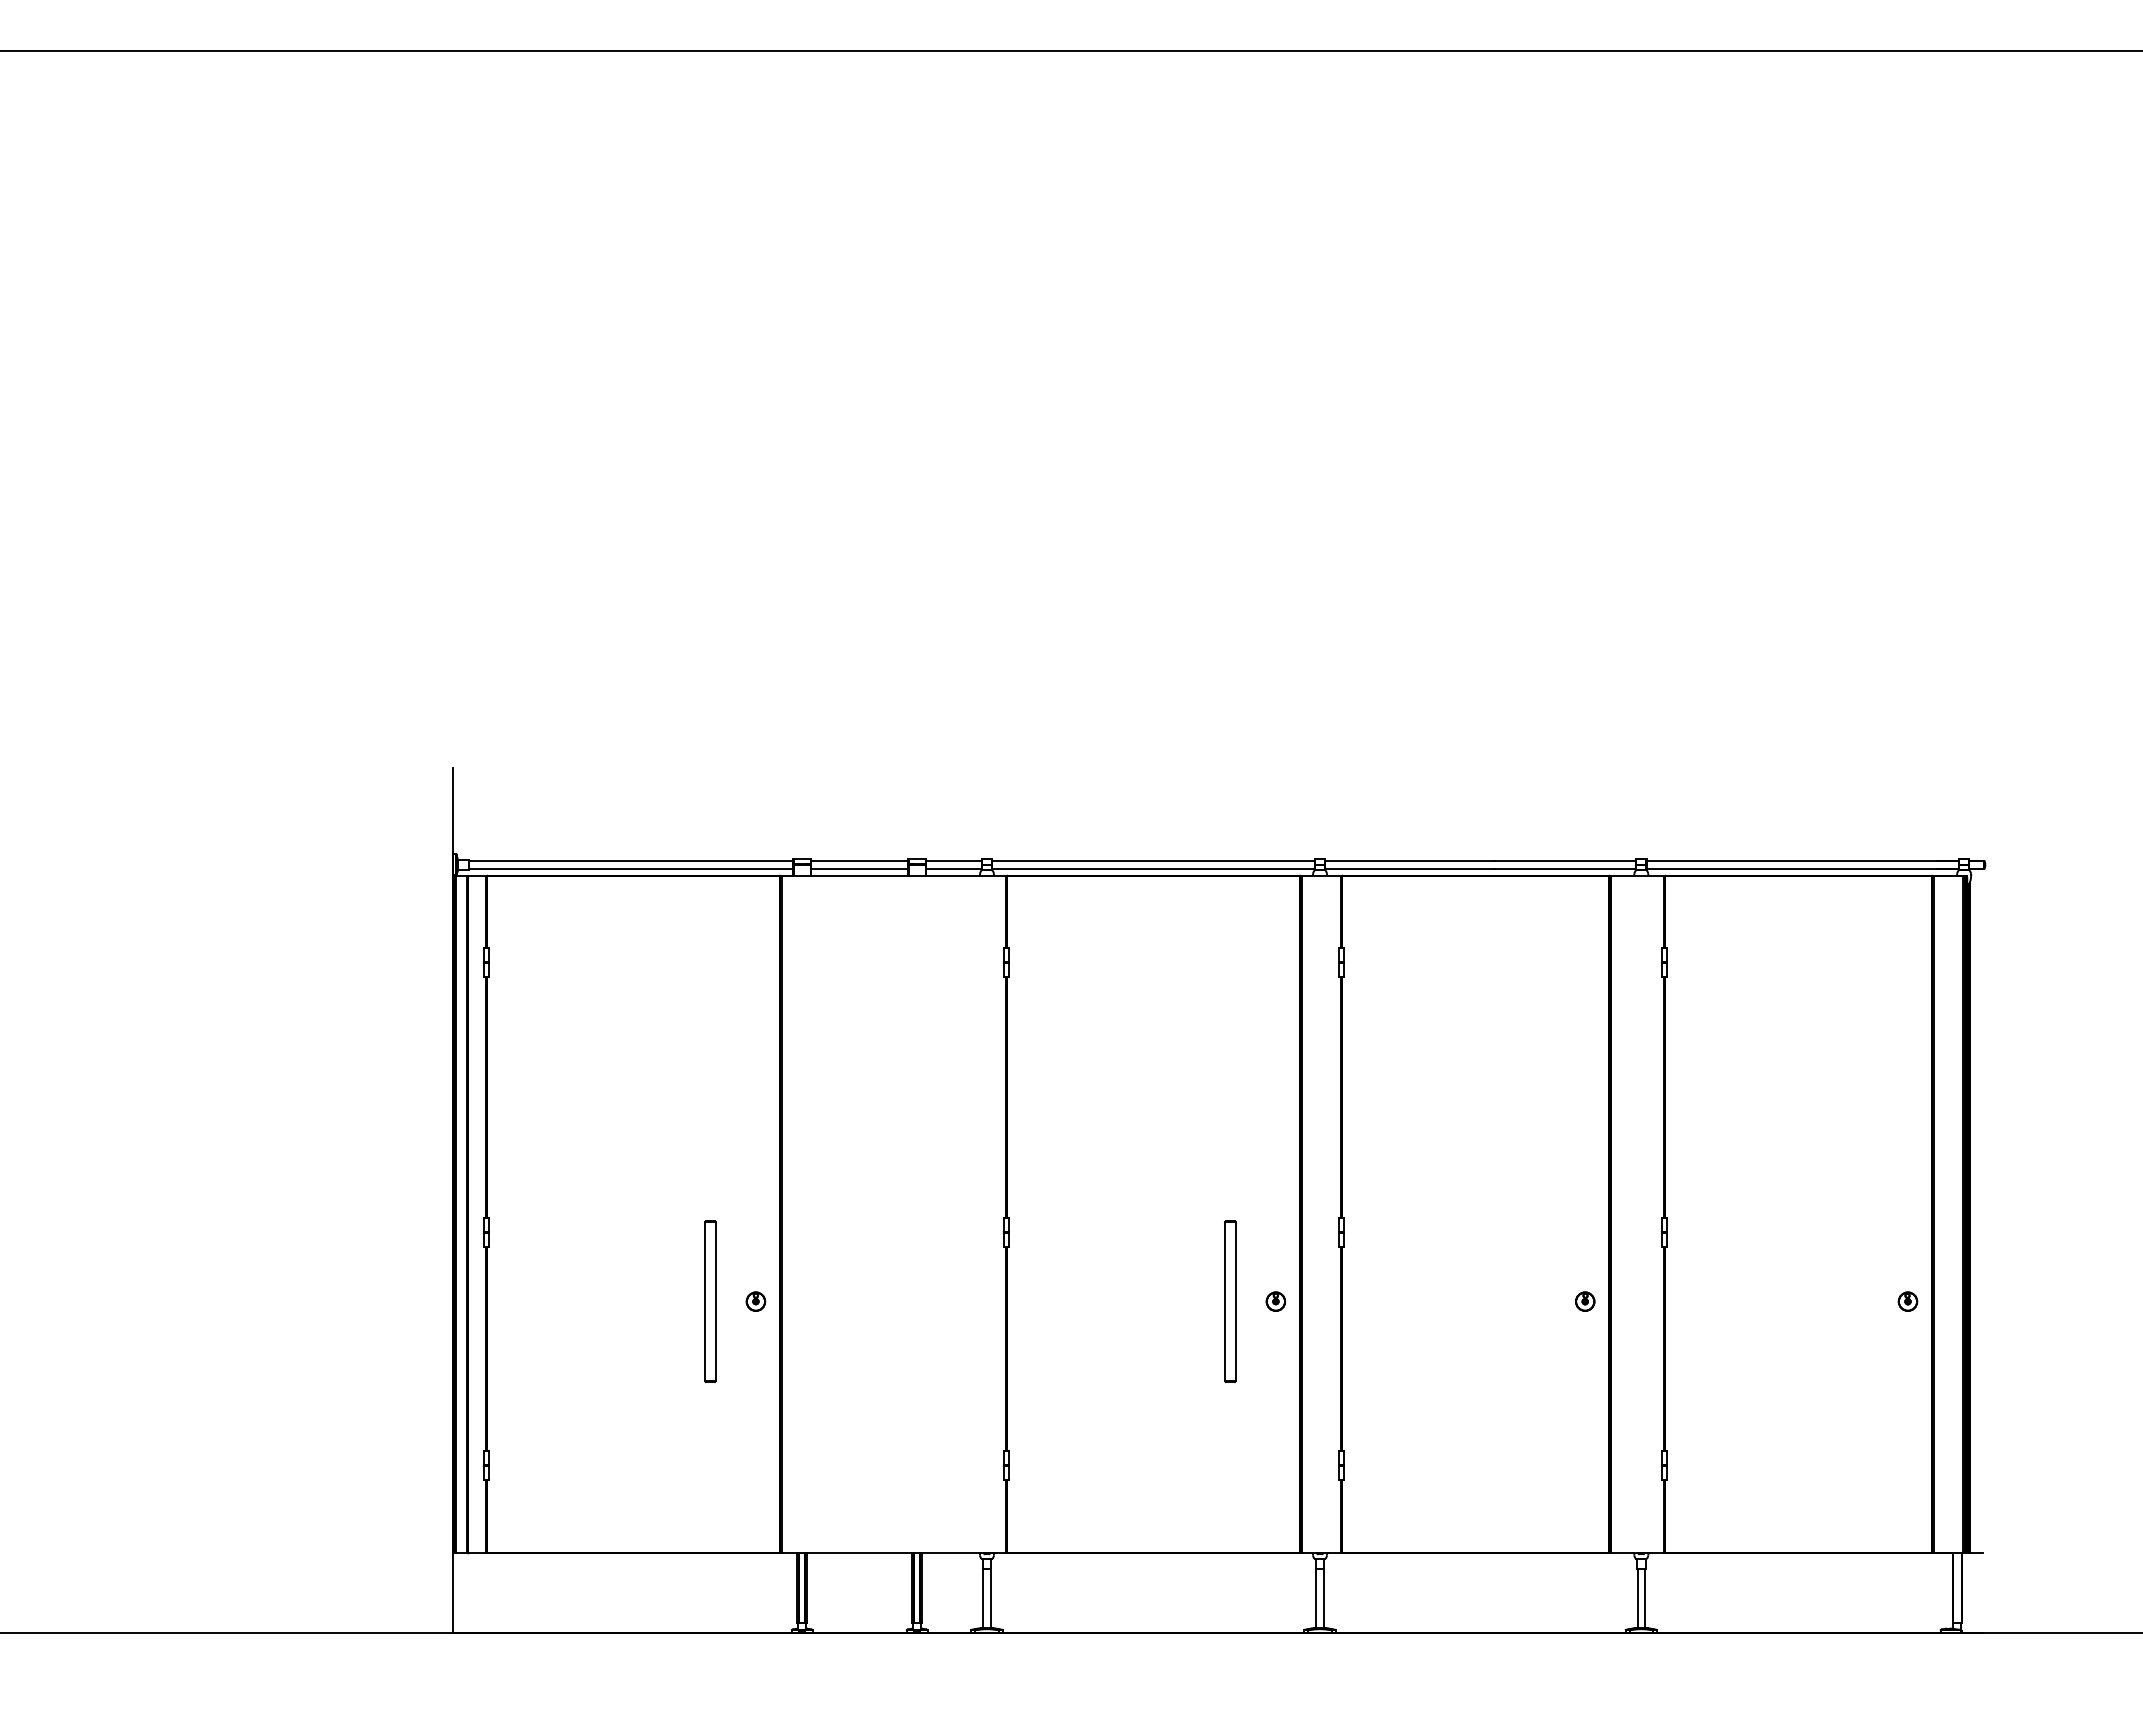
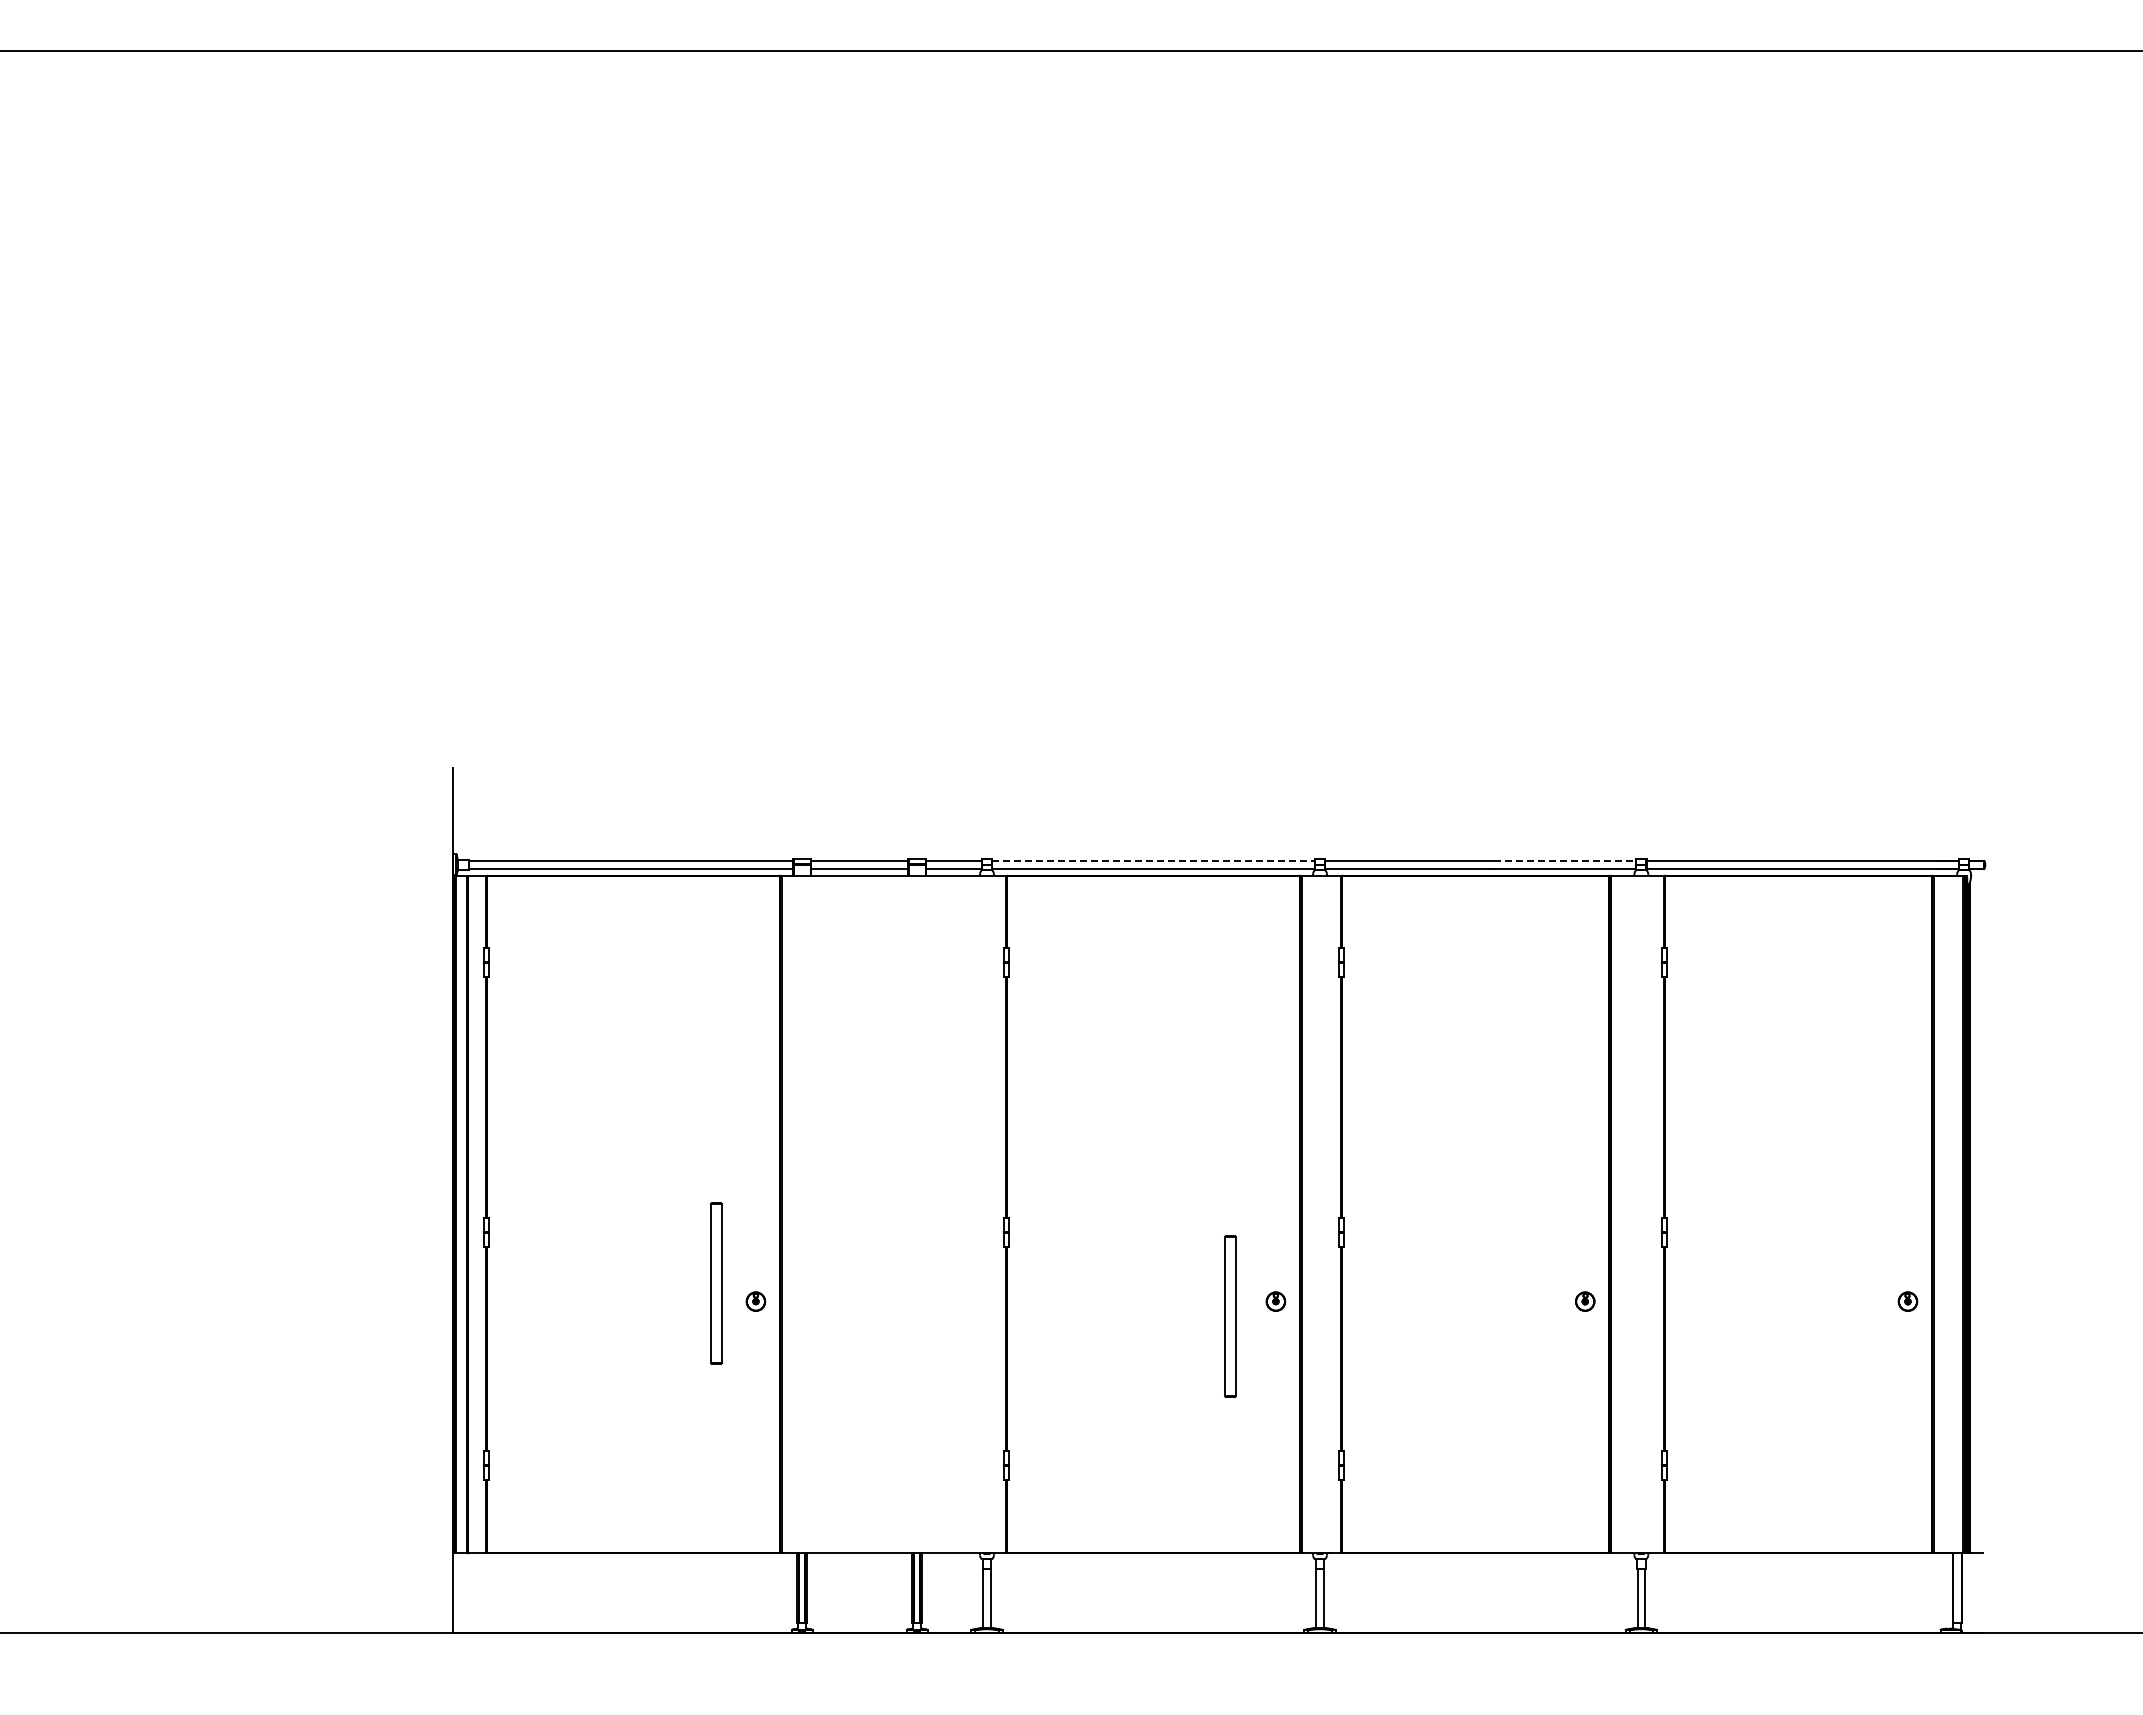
line: solid -> dashed (1154, 860)
line: solid -> dashed (1565, 860)
part position: (710, 1301) -> (716, 1283) (716, 1283)
part position: (1230, 1301) -> (1230, 1316) (1230, 1316)
